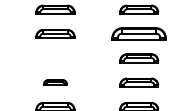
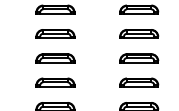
part size: 56x14 px -> 41x10 px (139, 33)
part: none -> present (55, 58)
part size: 25x7 px -> 41x11 px (55, 82)
